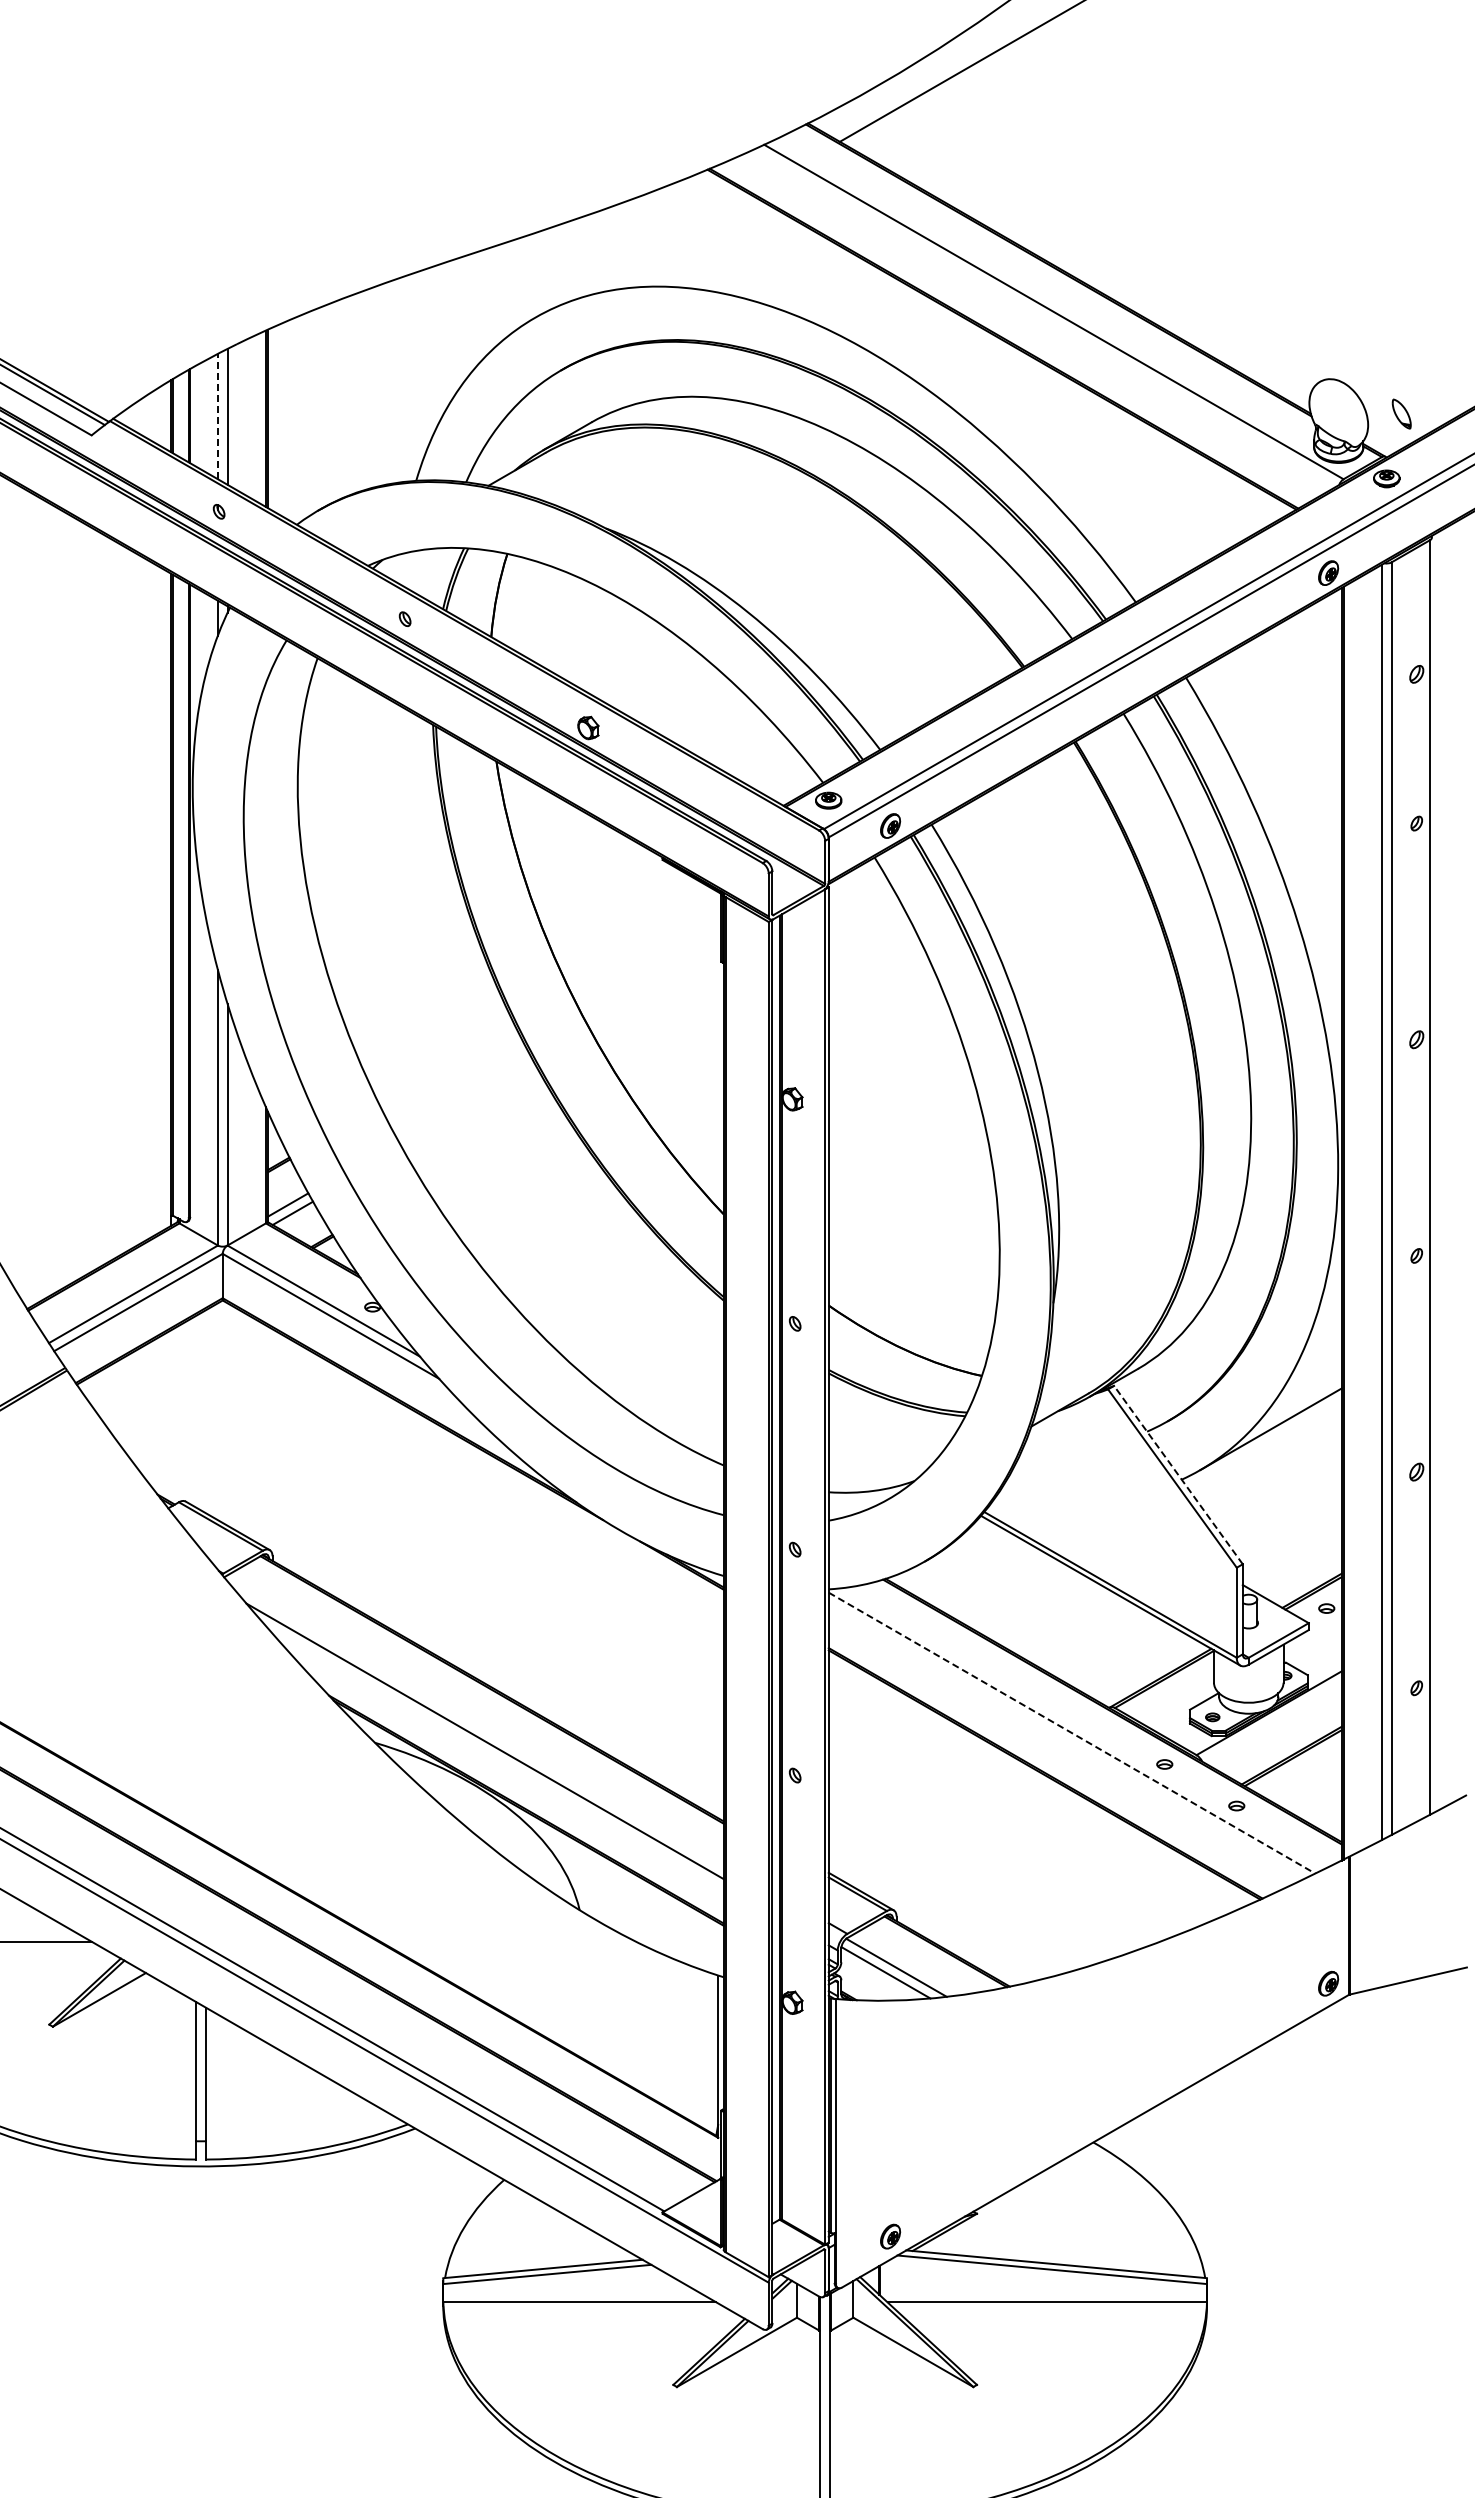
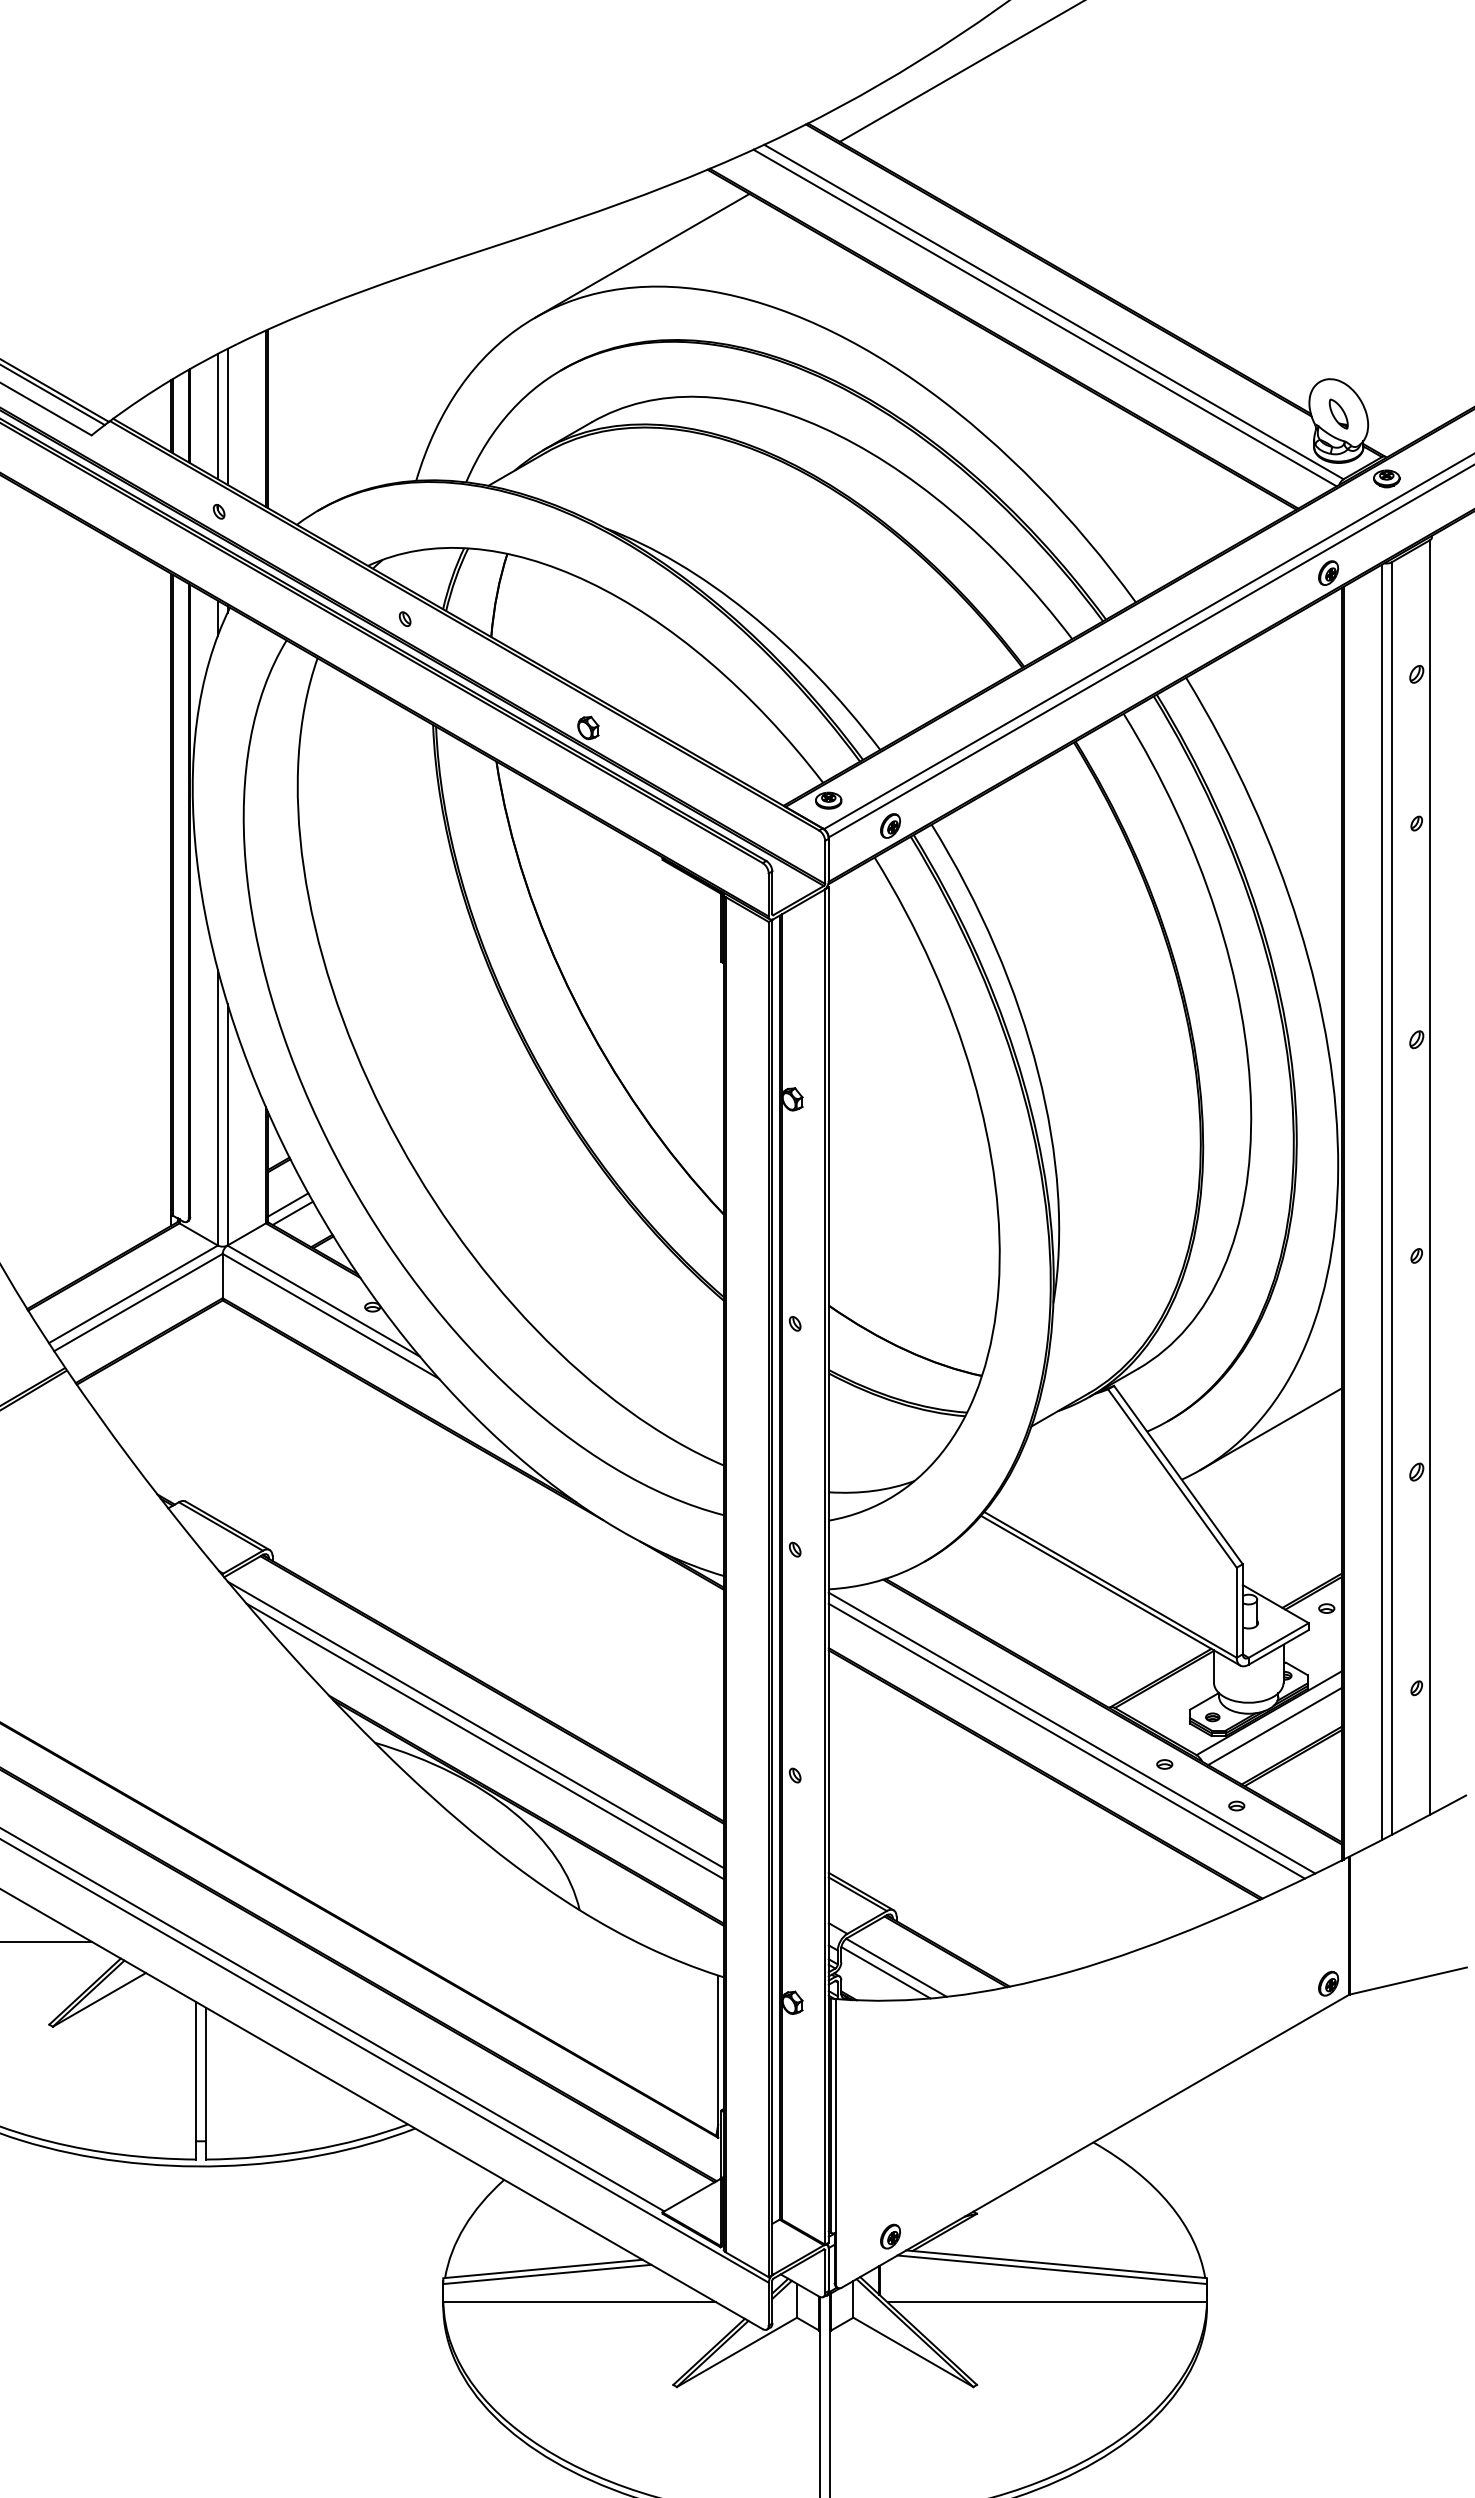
line: none -> present (642, 255)
line: none -> present (1044, 317)
part position: (1401, 413) -> (1338, 413) (1338, 413)
line: dashed -> solid (217, 416)
line: dashed -> solid (1178, 1475)
line: none -> present (475, 1724)
line: none -> present (1274, 1726)
line: dashed -> solid (1072, 1733)
line: none -> present (1066, 1740)
